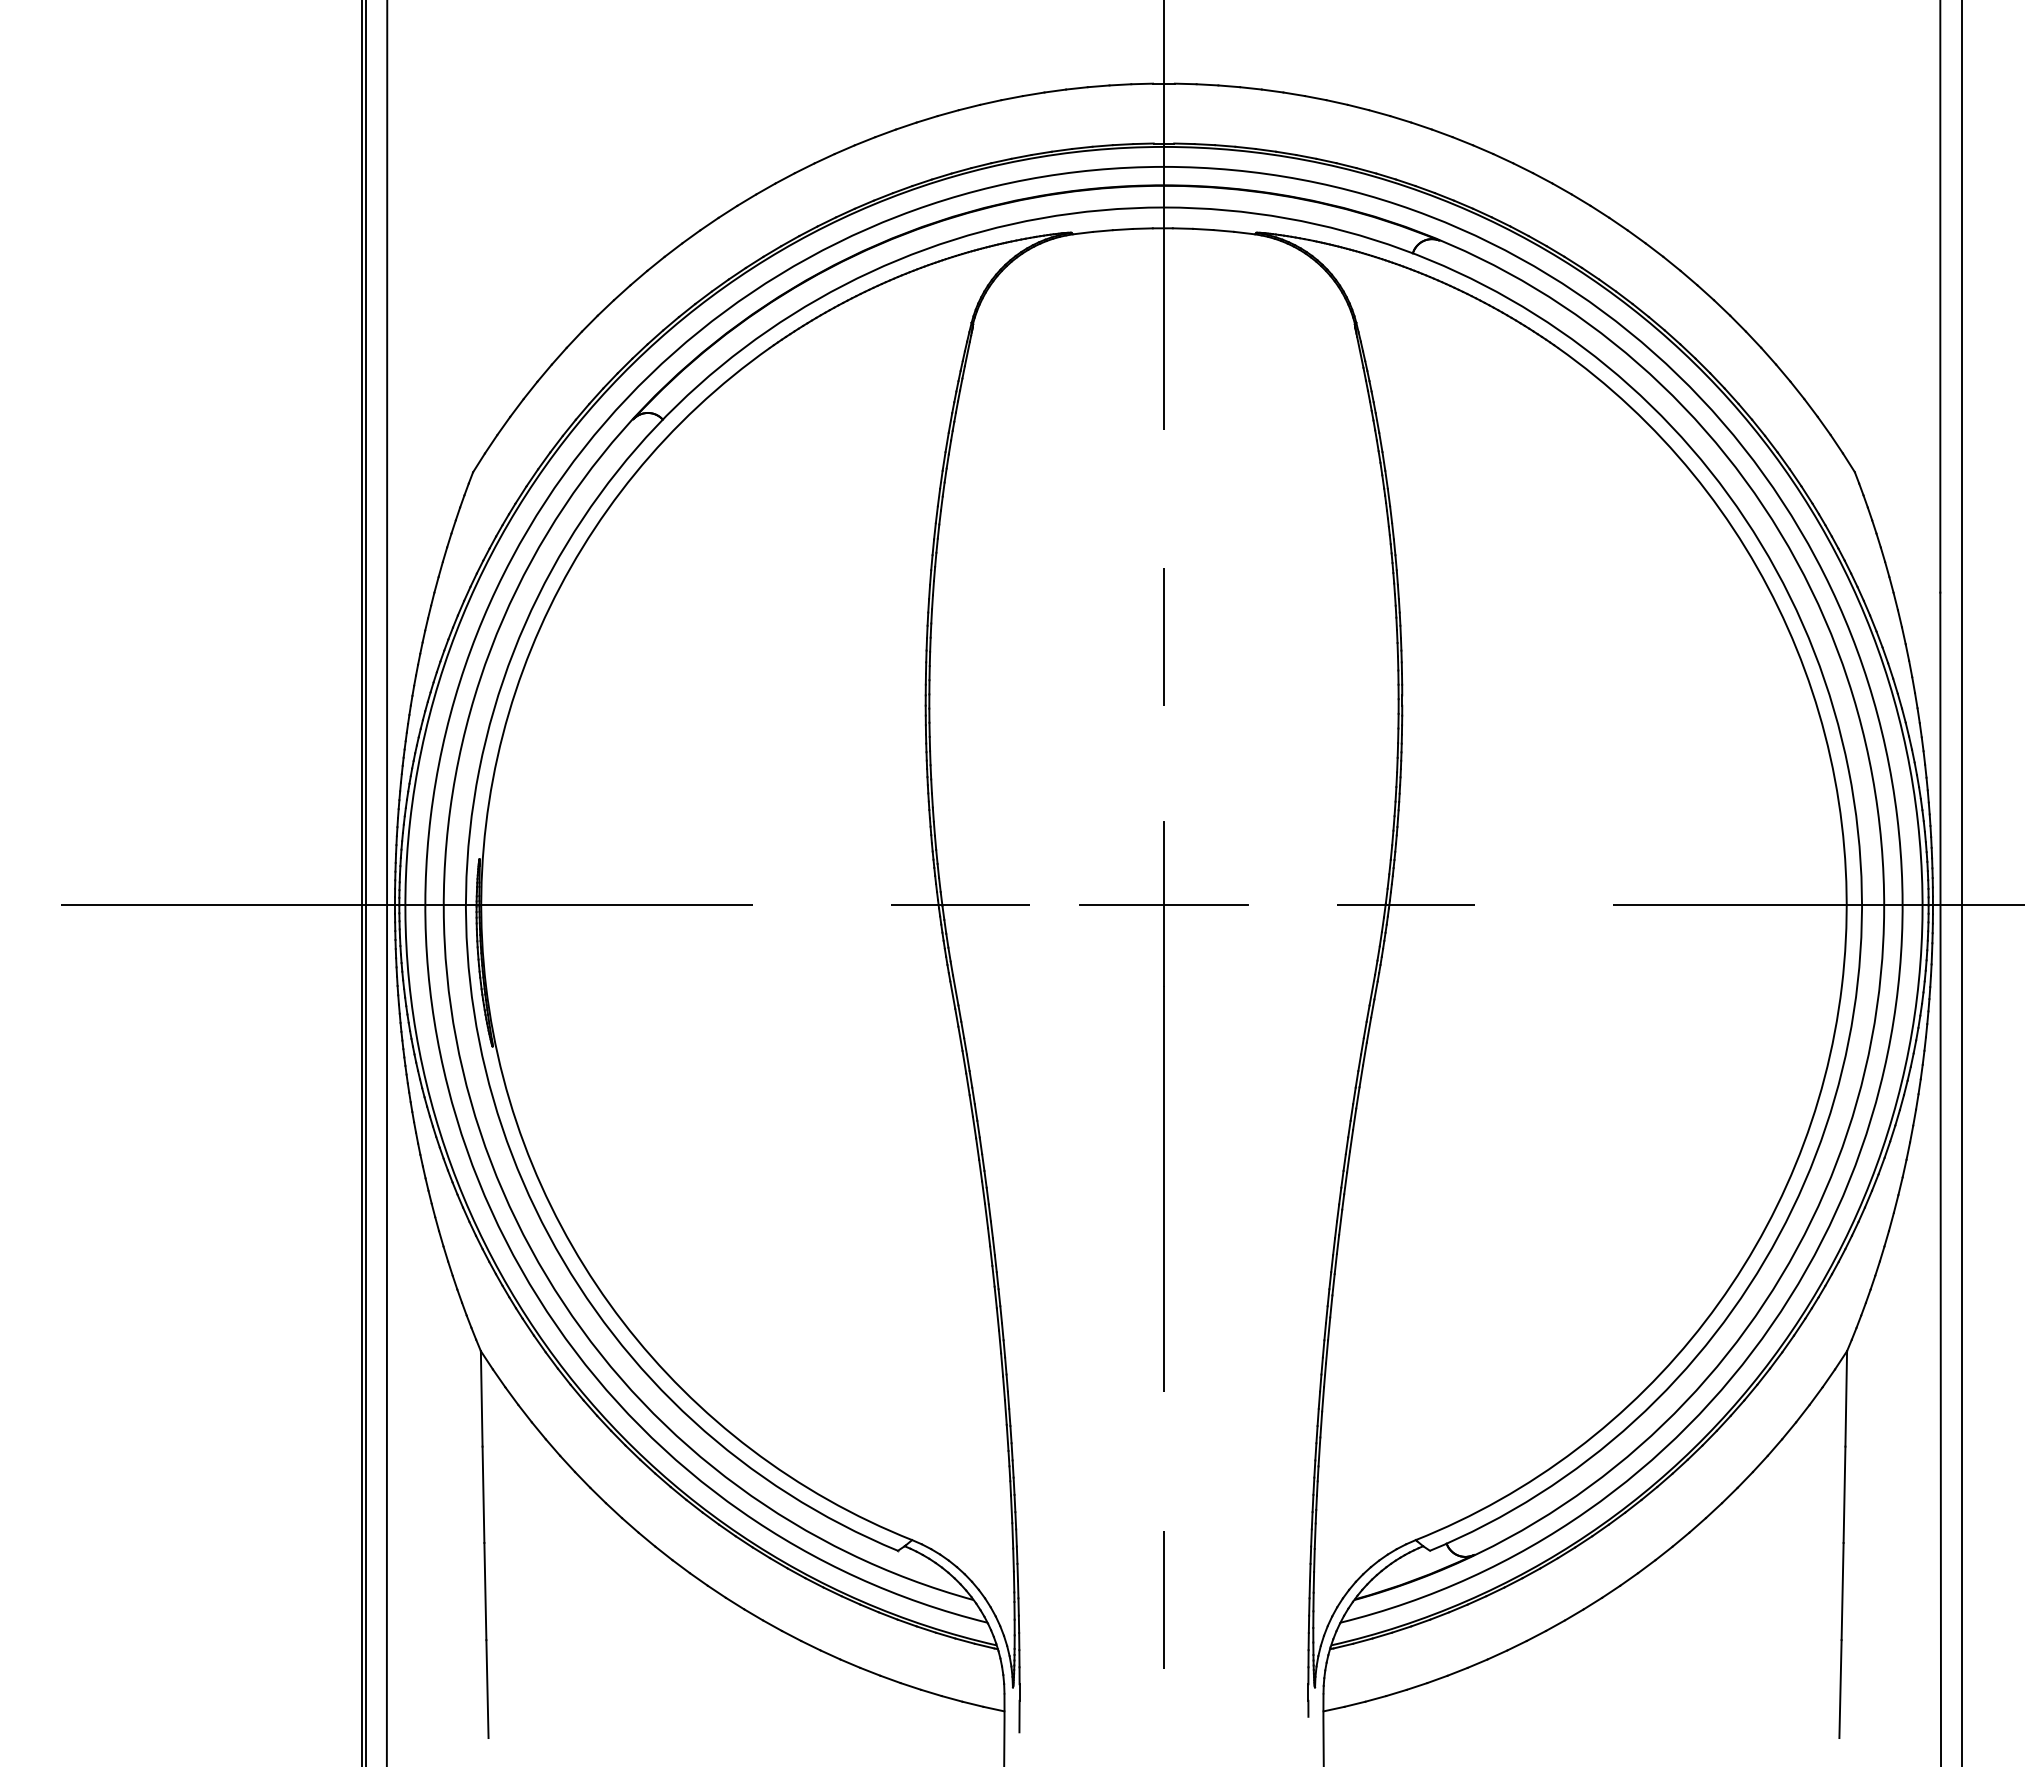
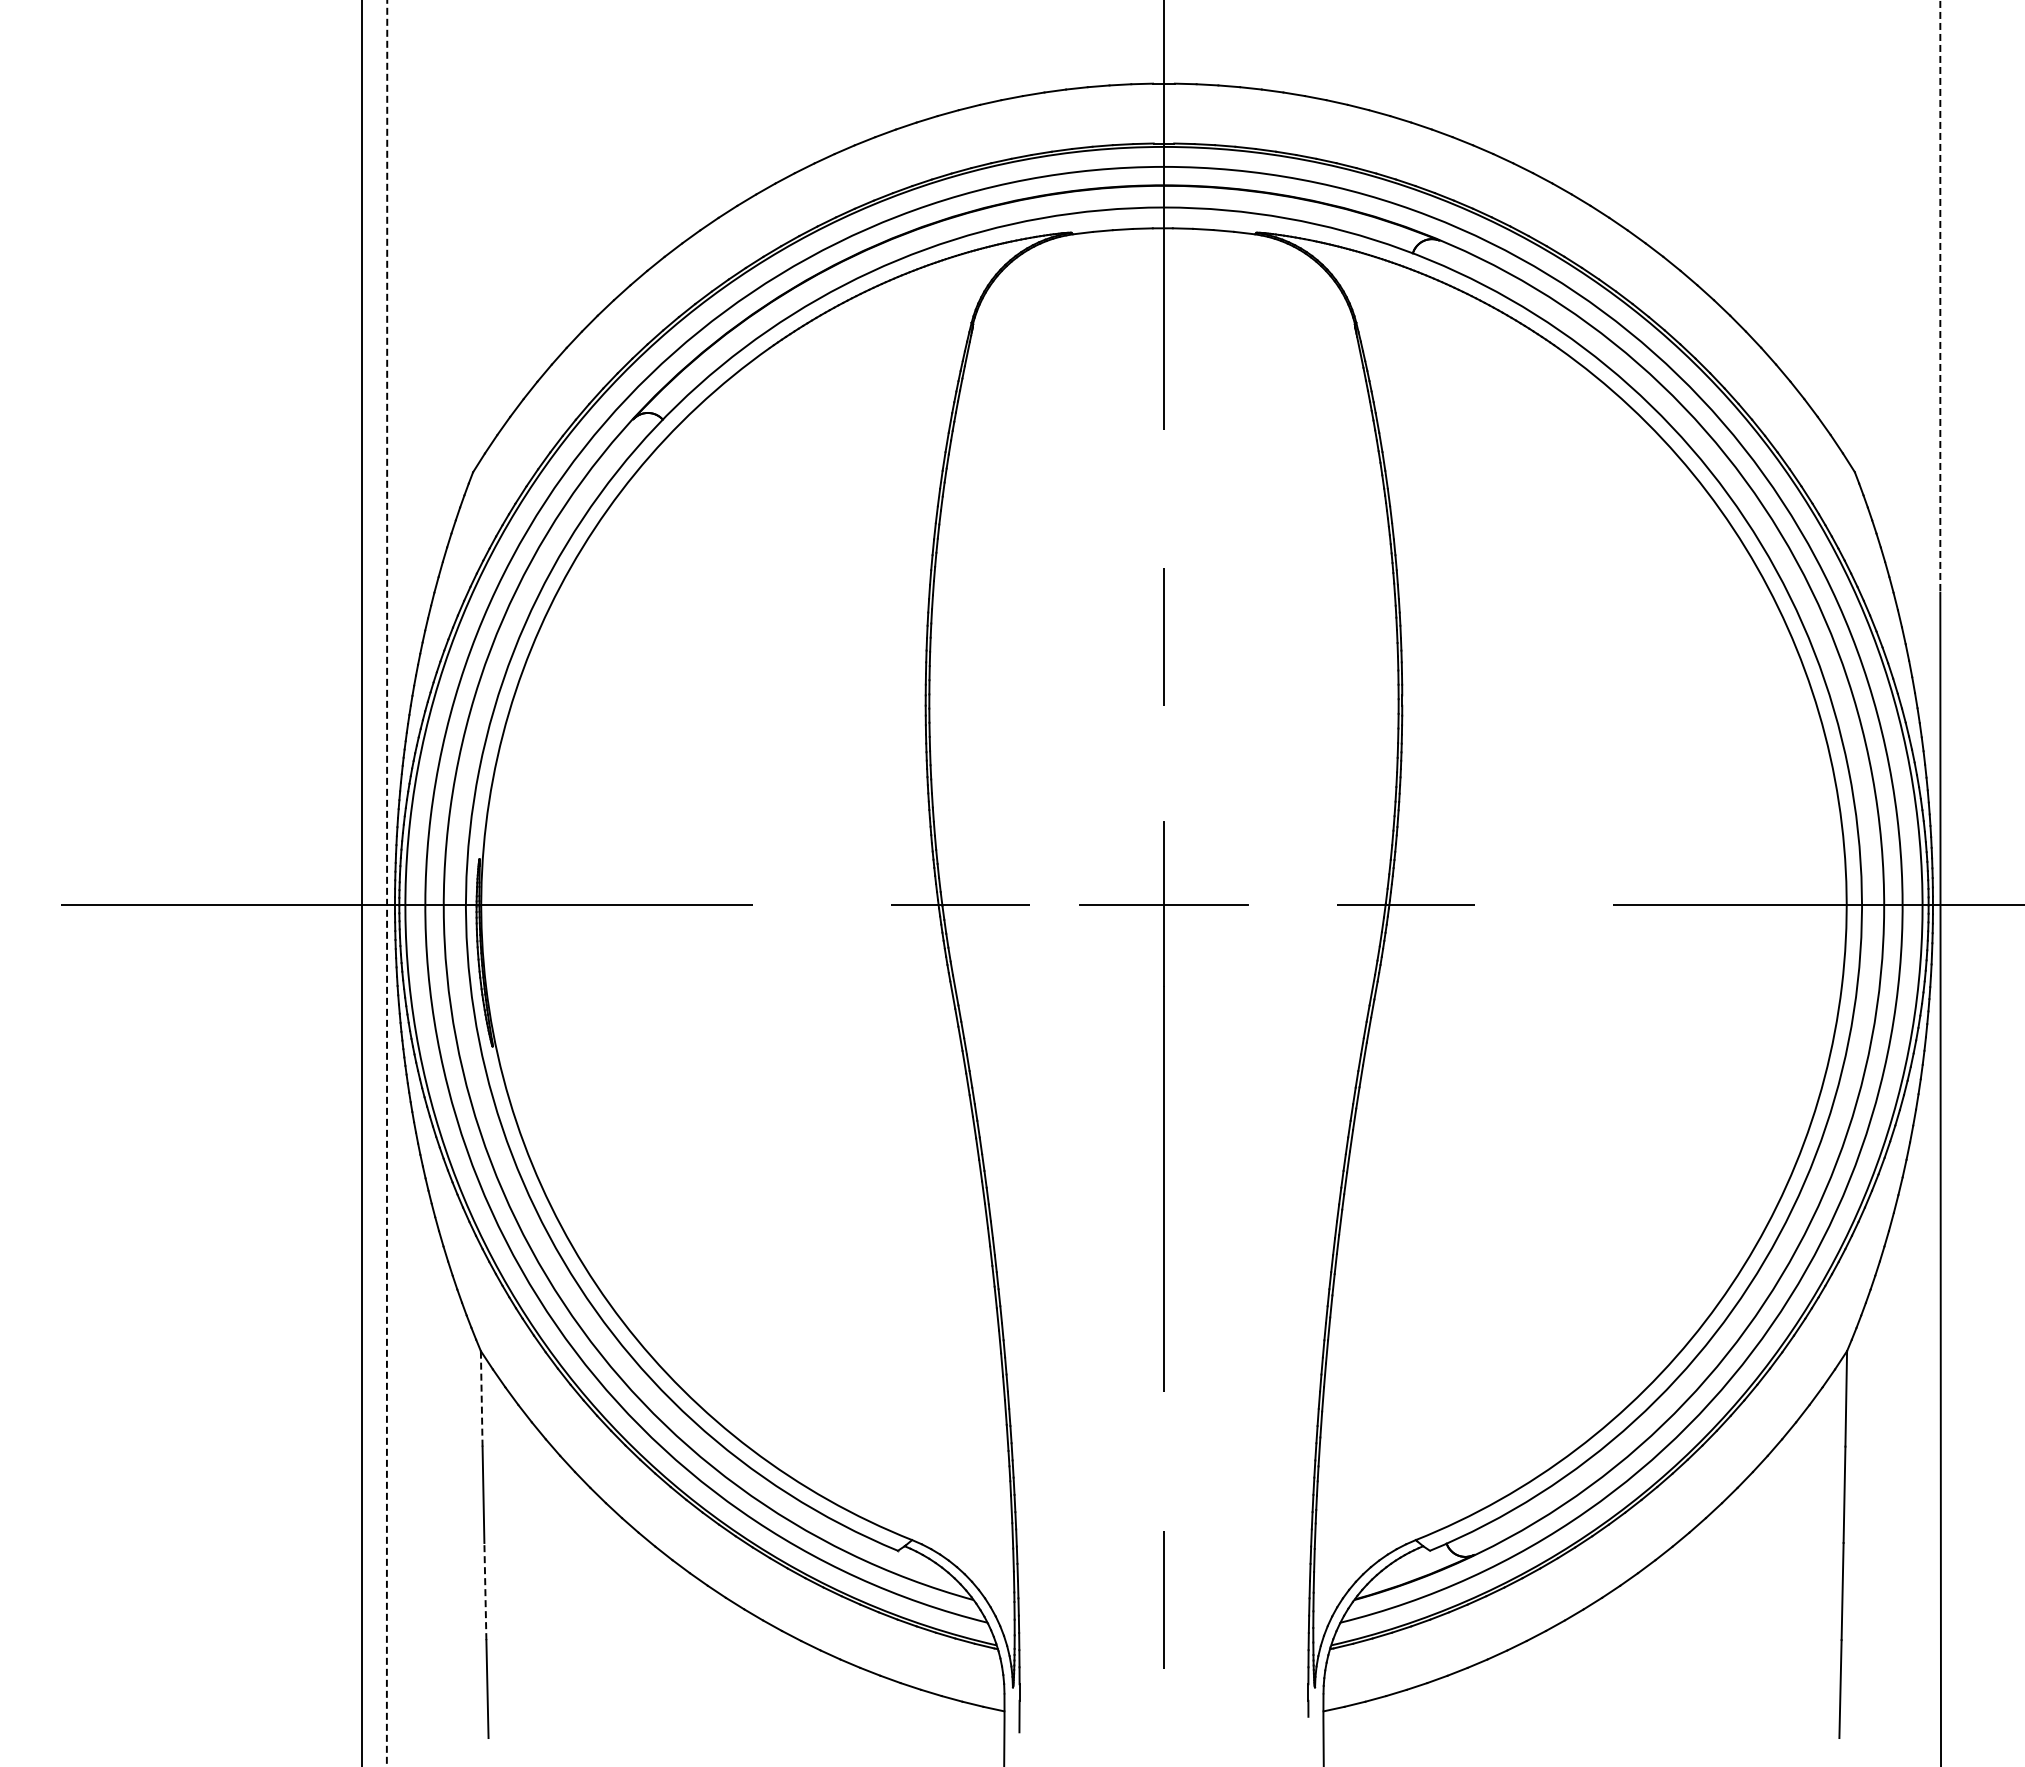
line: solid -> dashed (1940, 296)
line: present -> none (365, 882)
line: present -> none (1962, 882)
line: solid -> dashed (387, 883)
line: solid -> dashed (481, 1398)
line: solid -> dashed (485, 1591)
